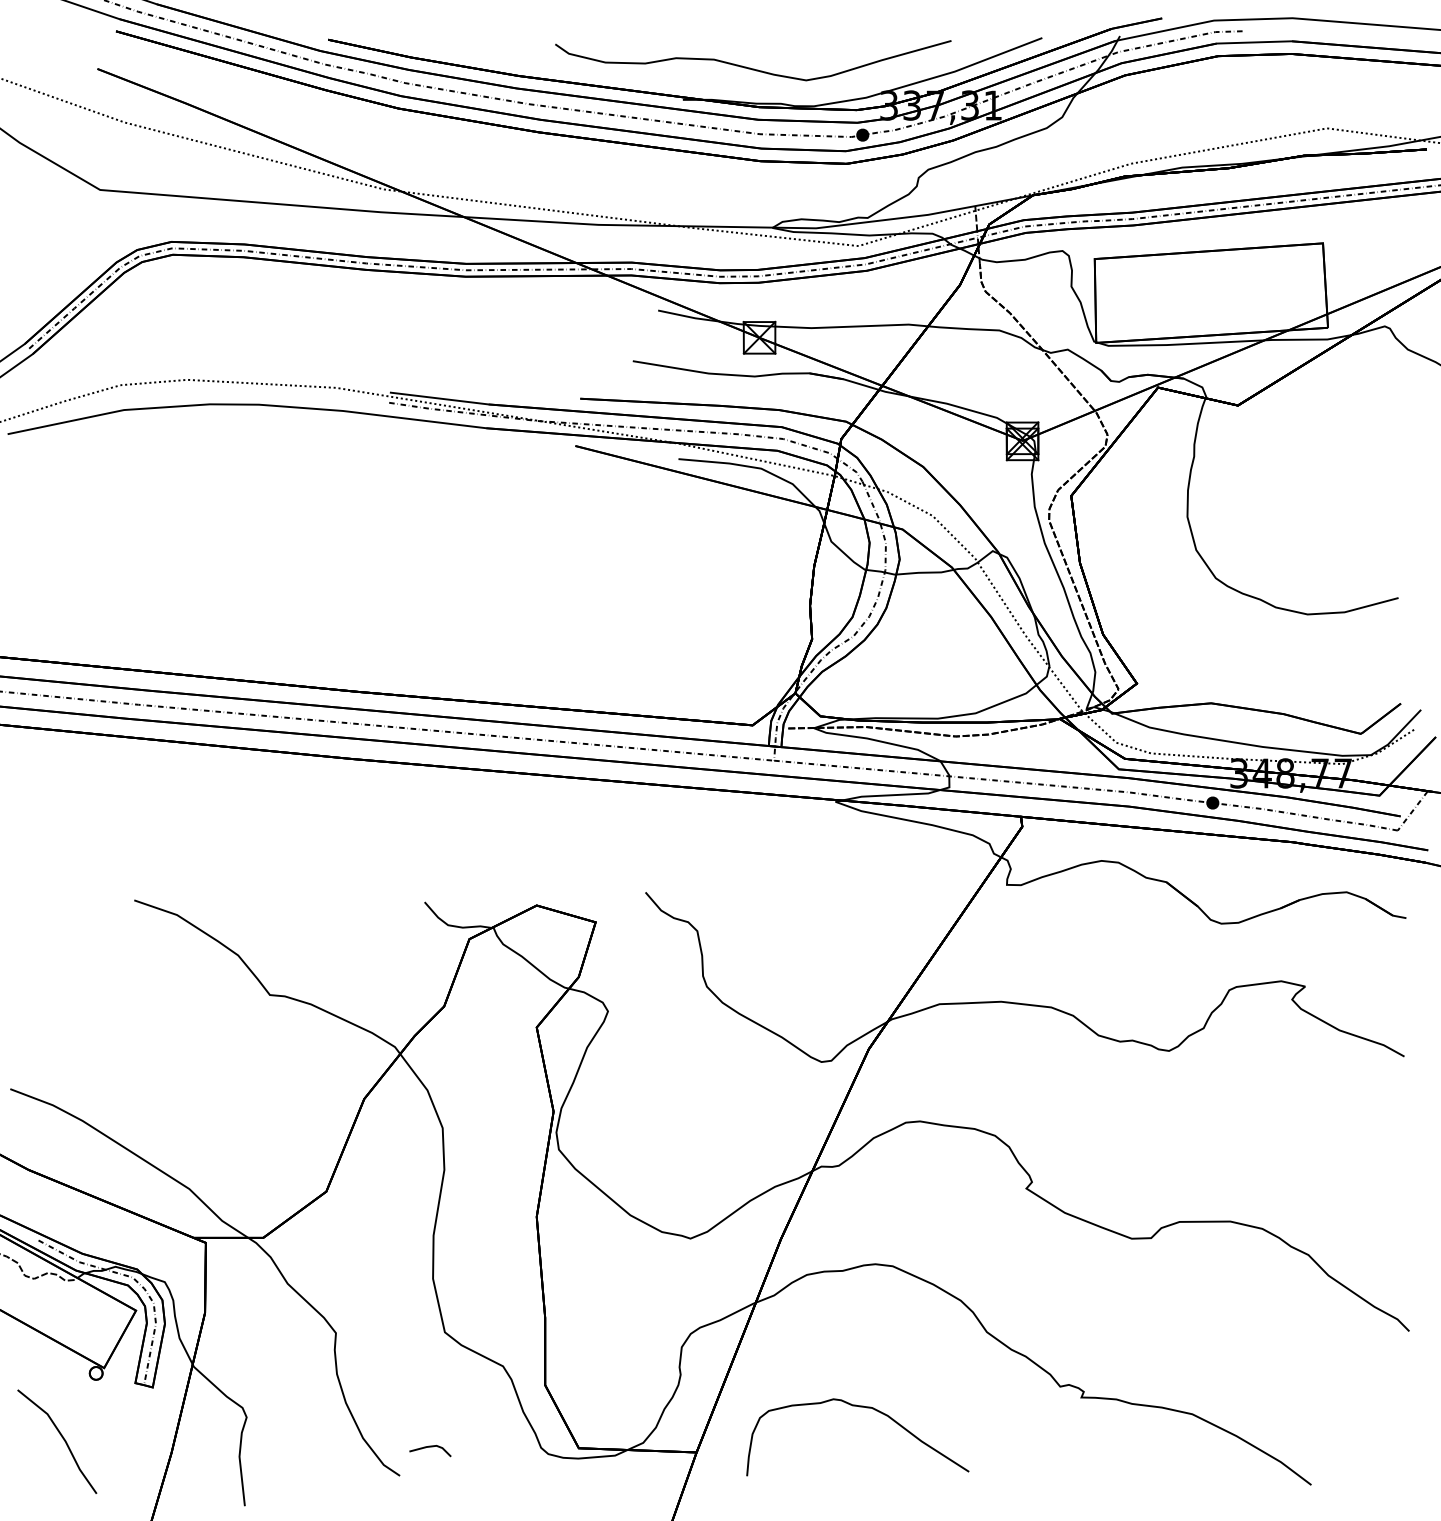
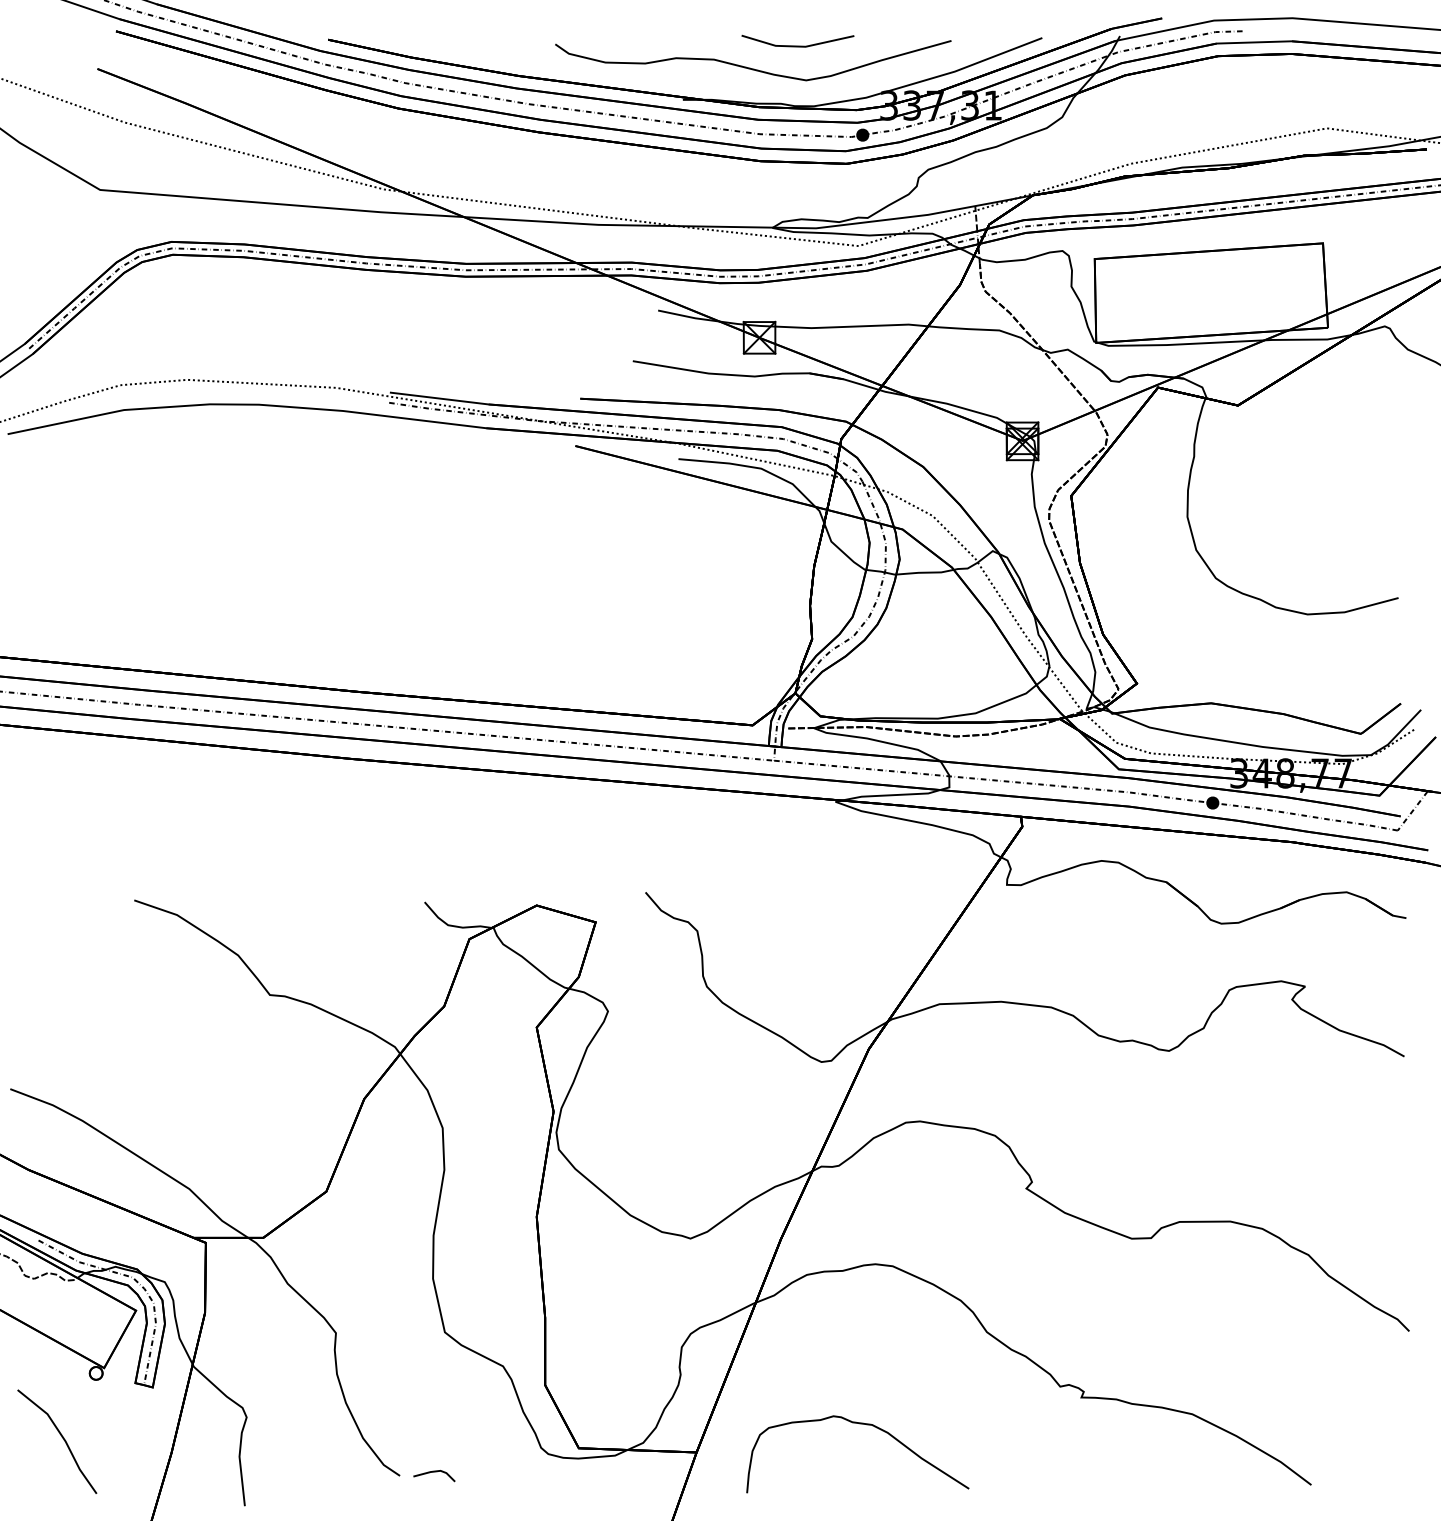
line: none -> present (797, 45)
curve position: (859, 1407) -> (859, 1424) (859, 1424)
line position: (430, 1447) -> (434, 1472) (434, 1472)
